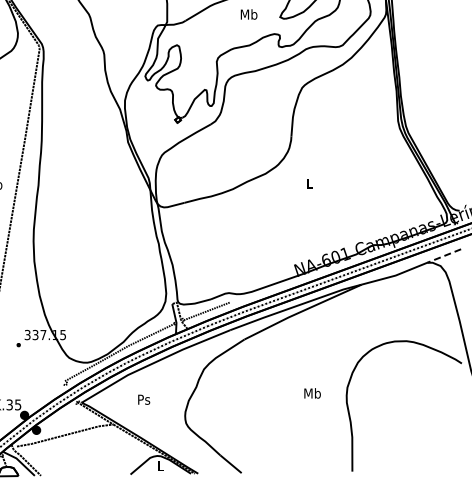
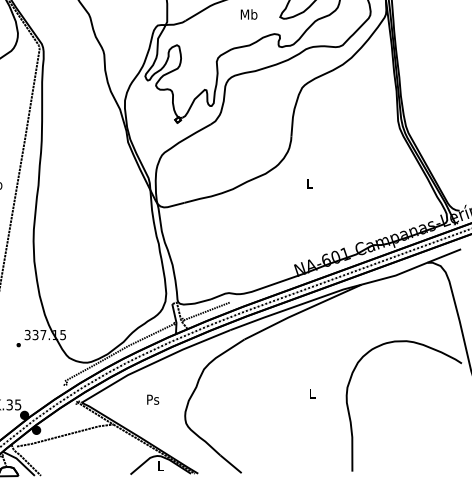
line: dashed -> solid (443, 256)
text: Mb -> L (312, 393)
text position: (144, 399) -> (153, 399) (153, 399)
